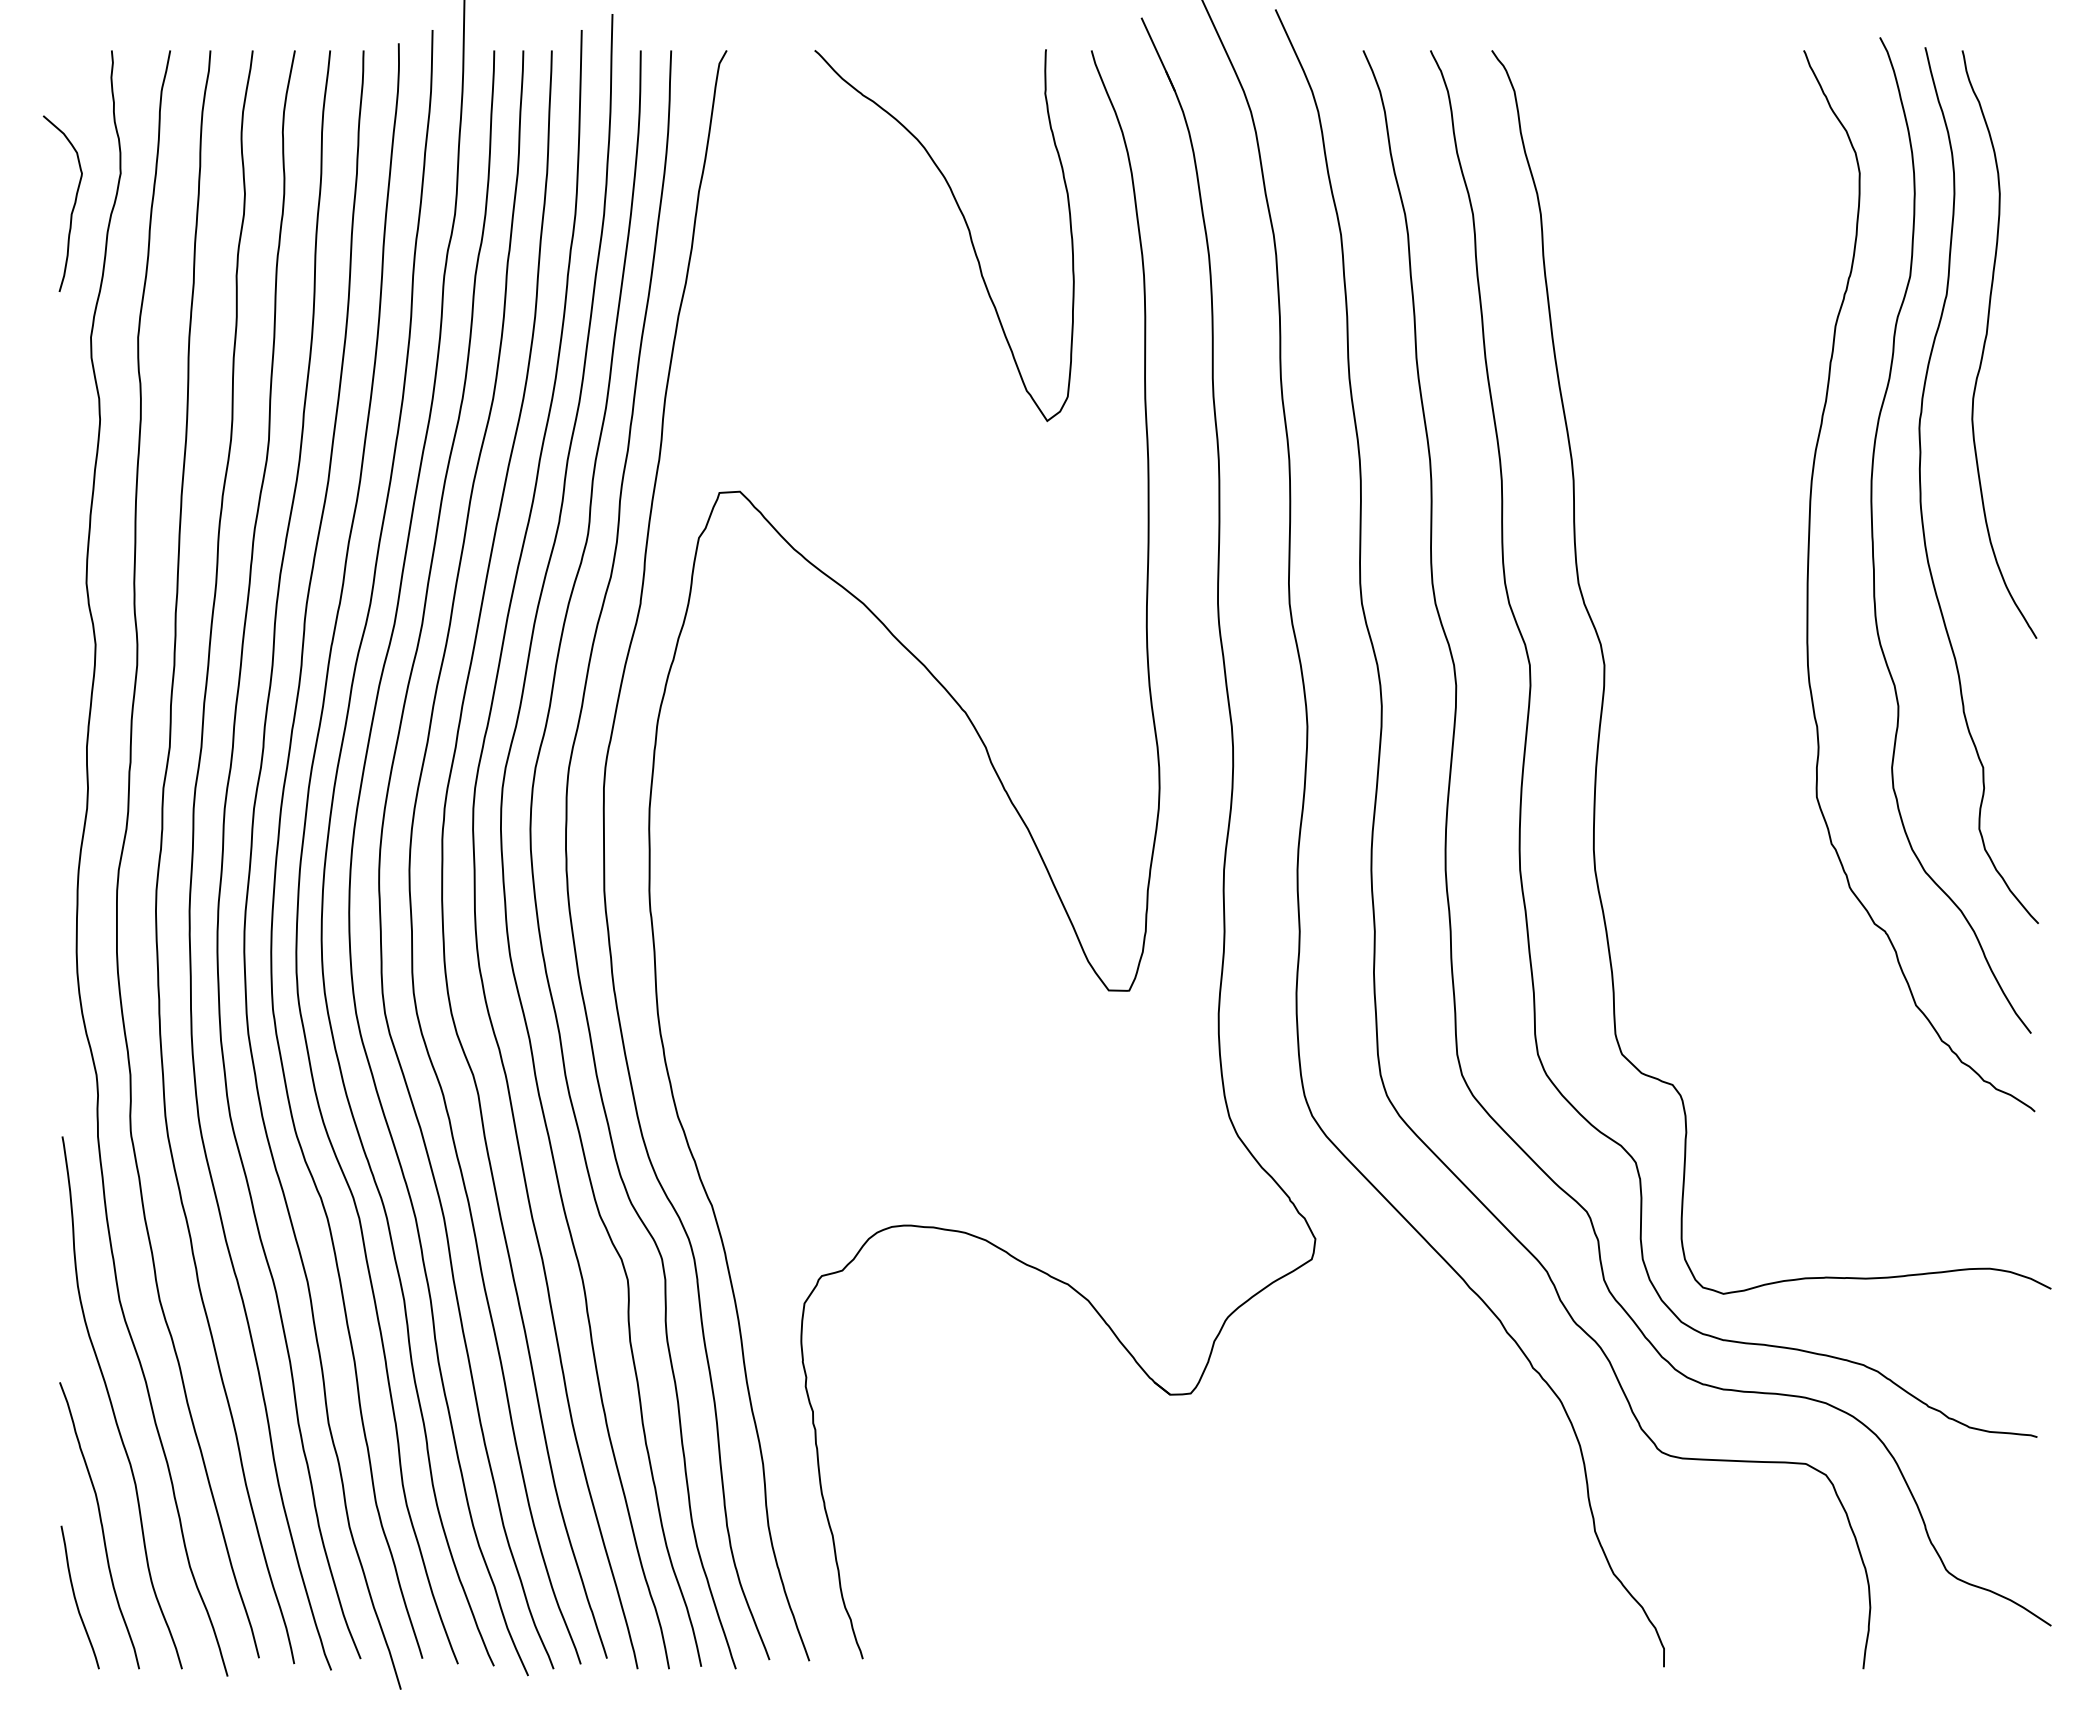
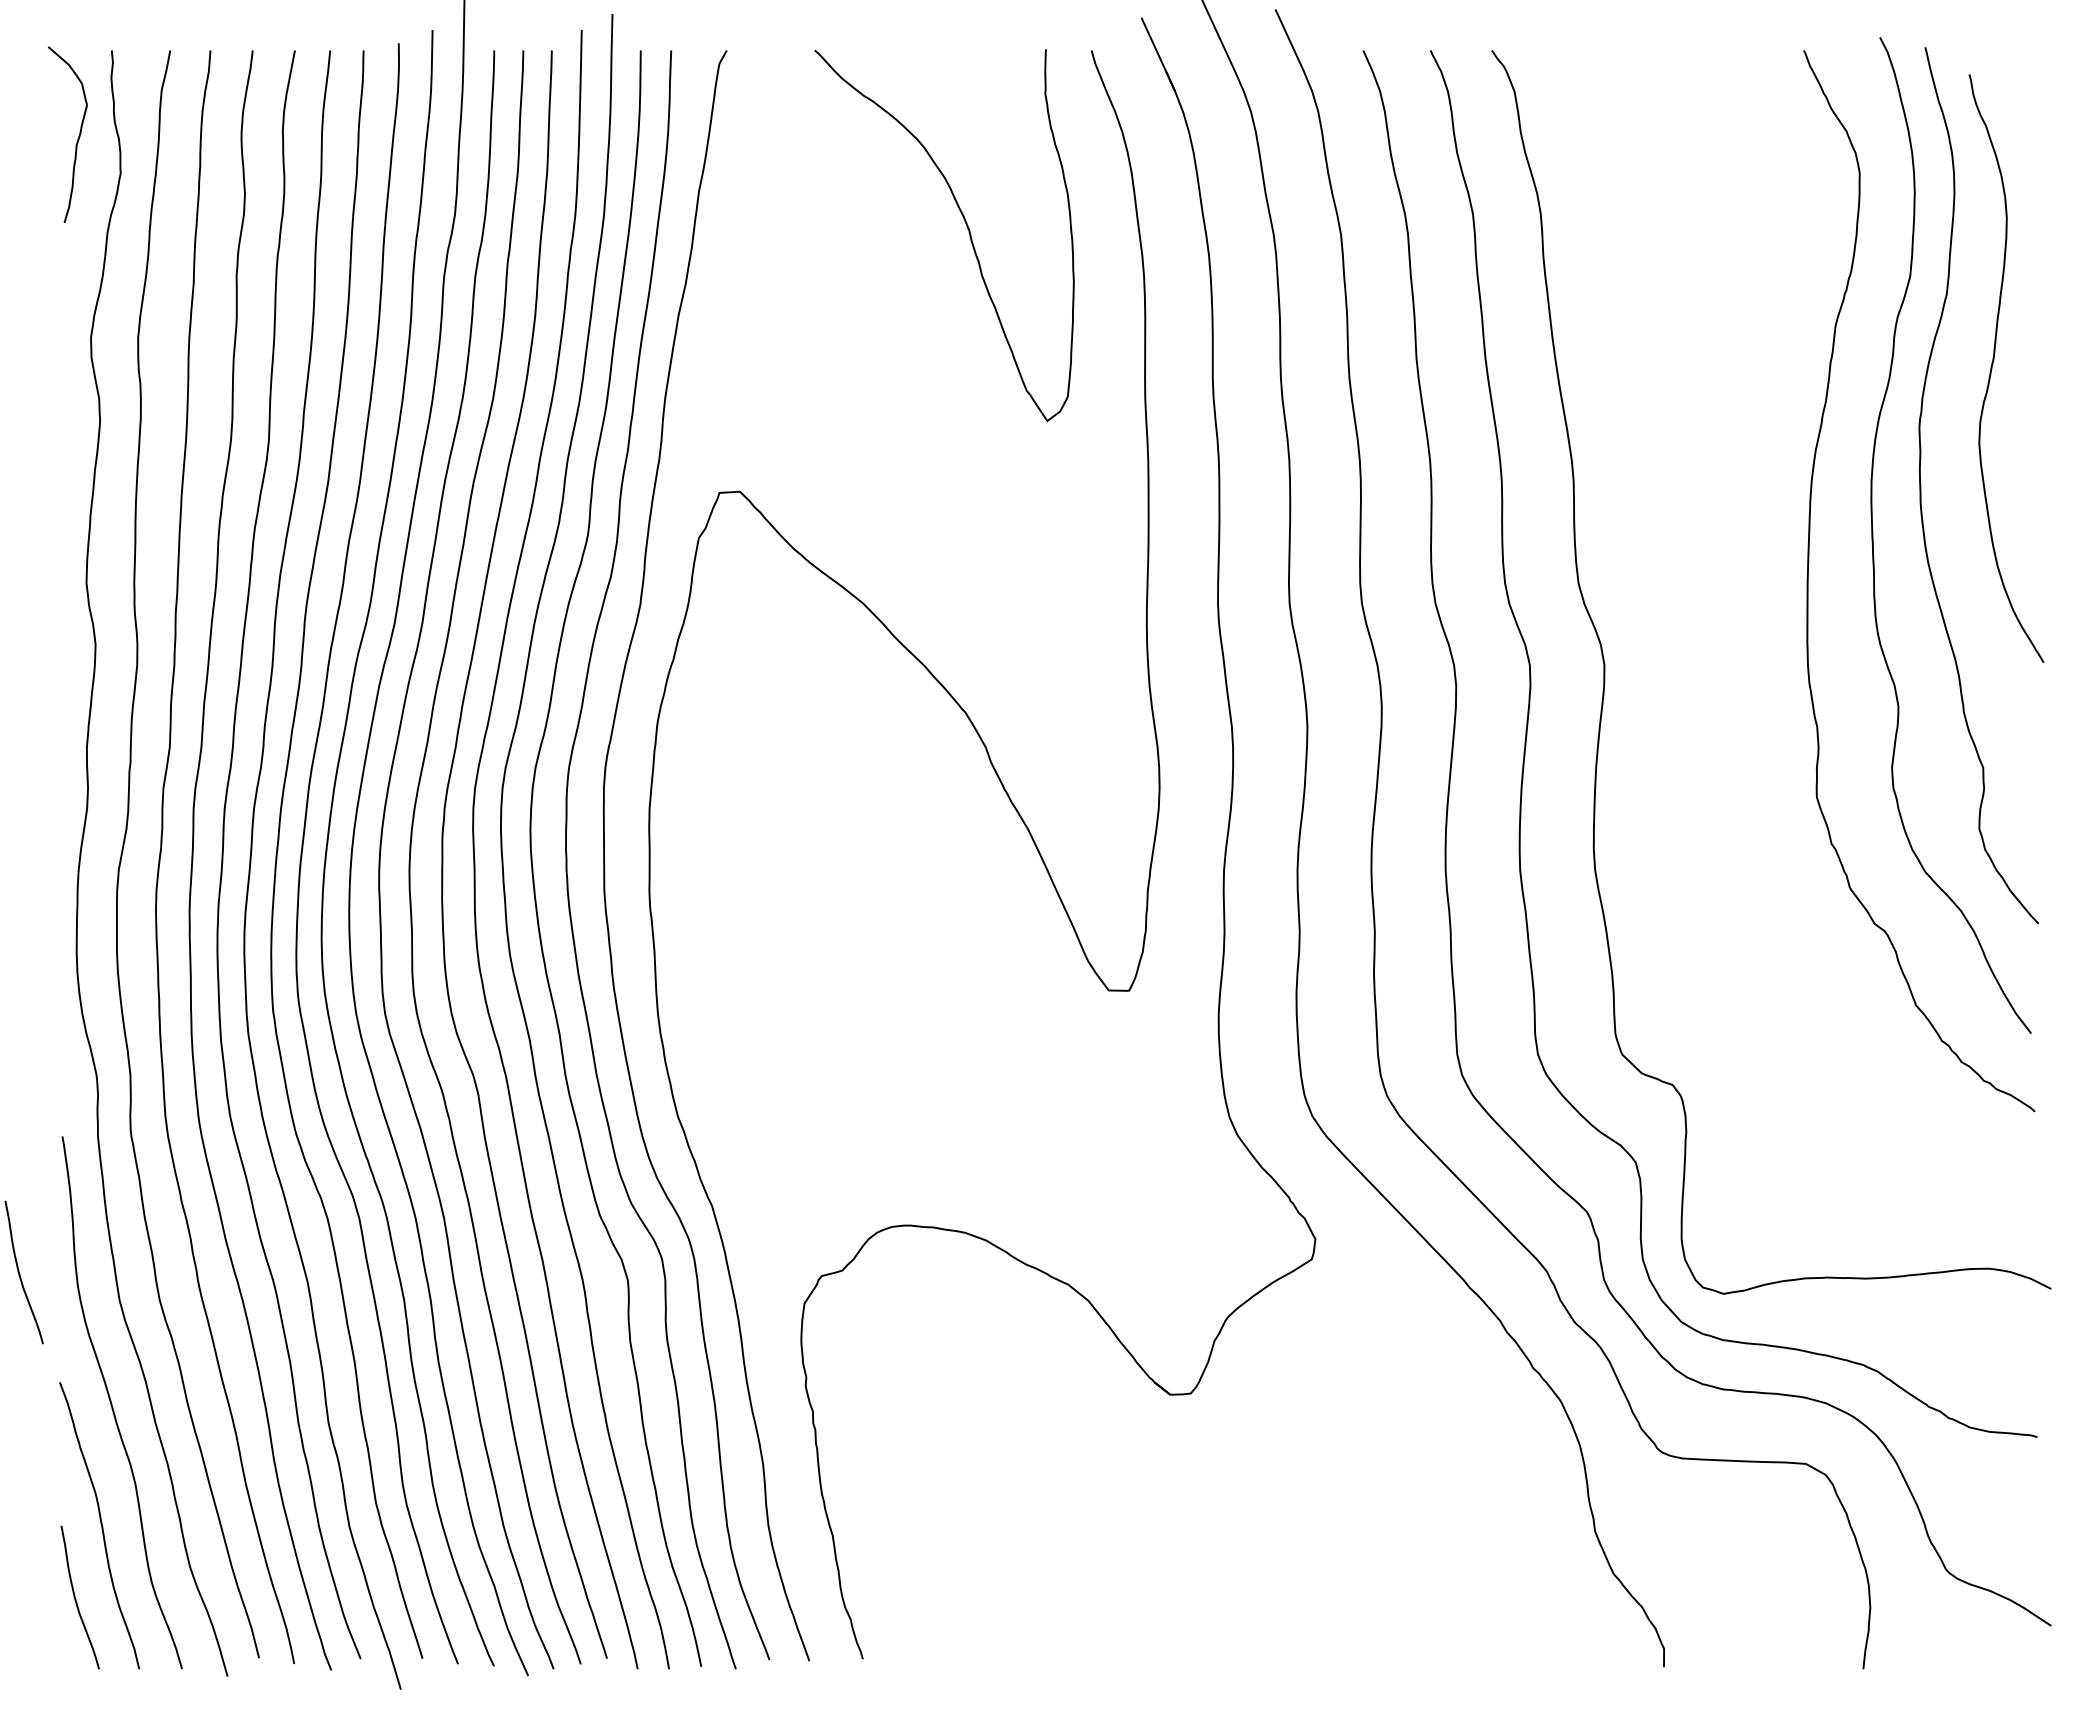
curve position: (72, 207) -> (77, 138) (77, 138)
curve position: (1986, 340) -> (1993, 364) (1993, 364)
curve: none -> present (20, 1274)
